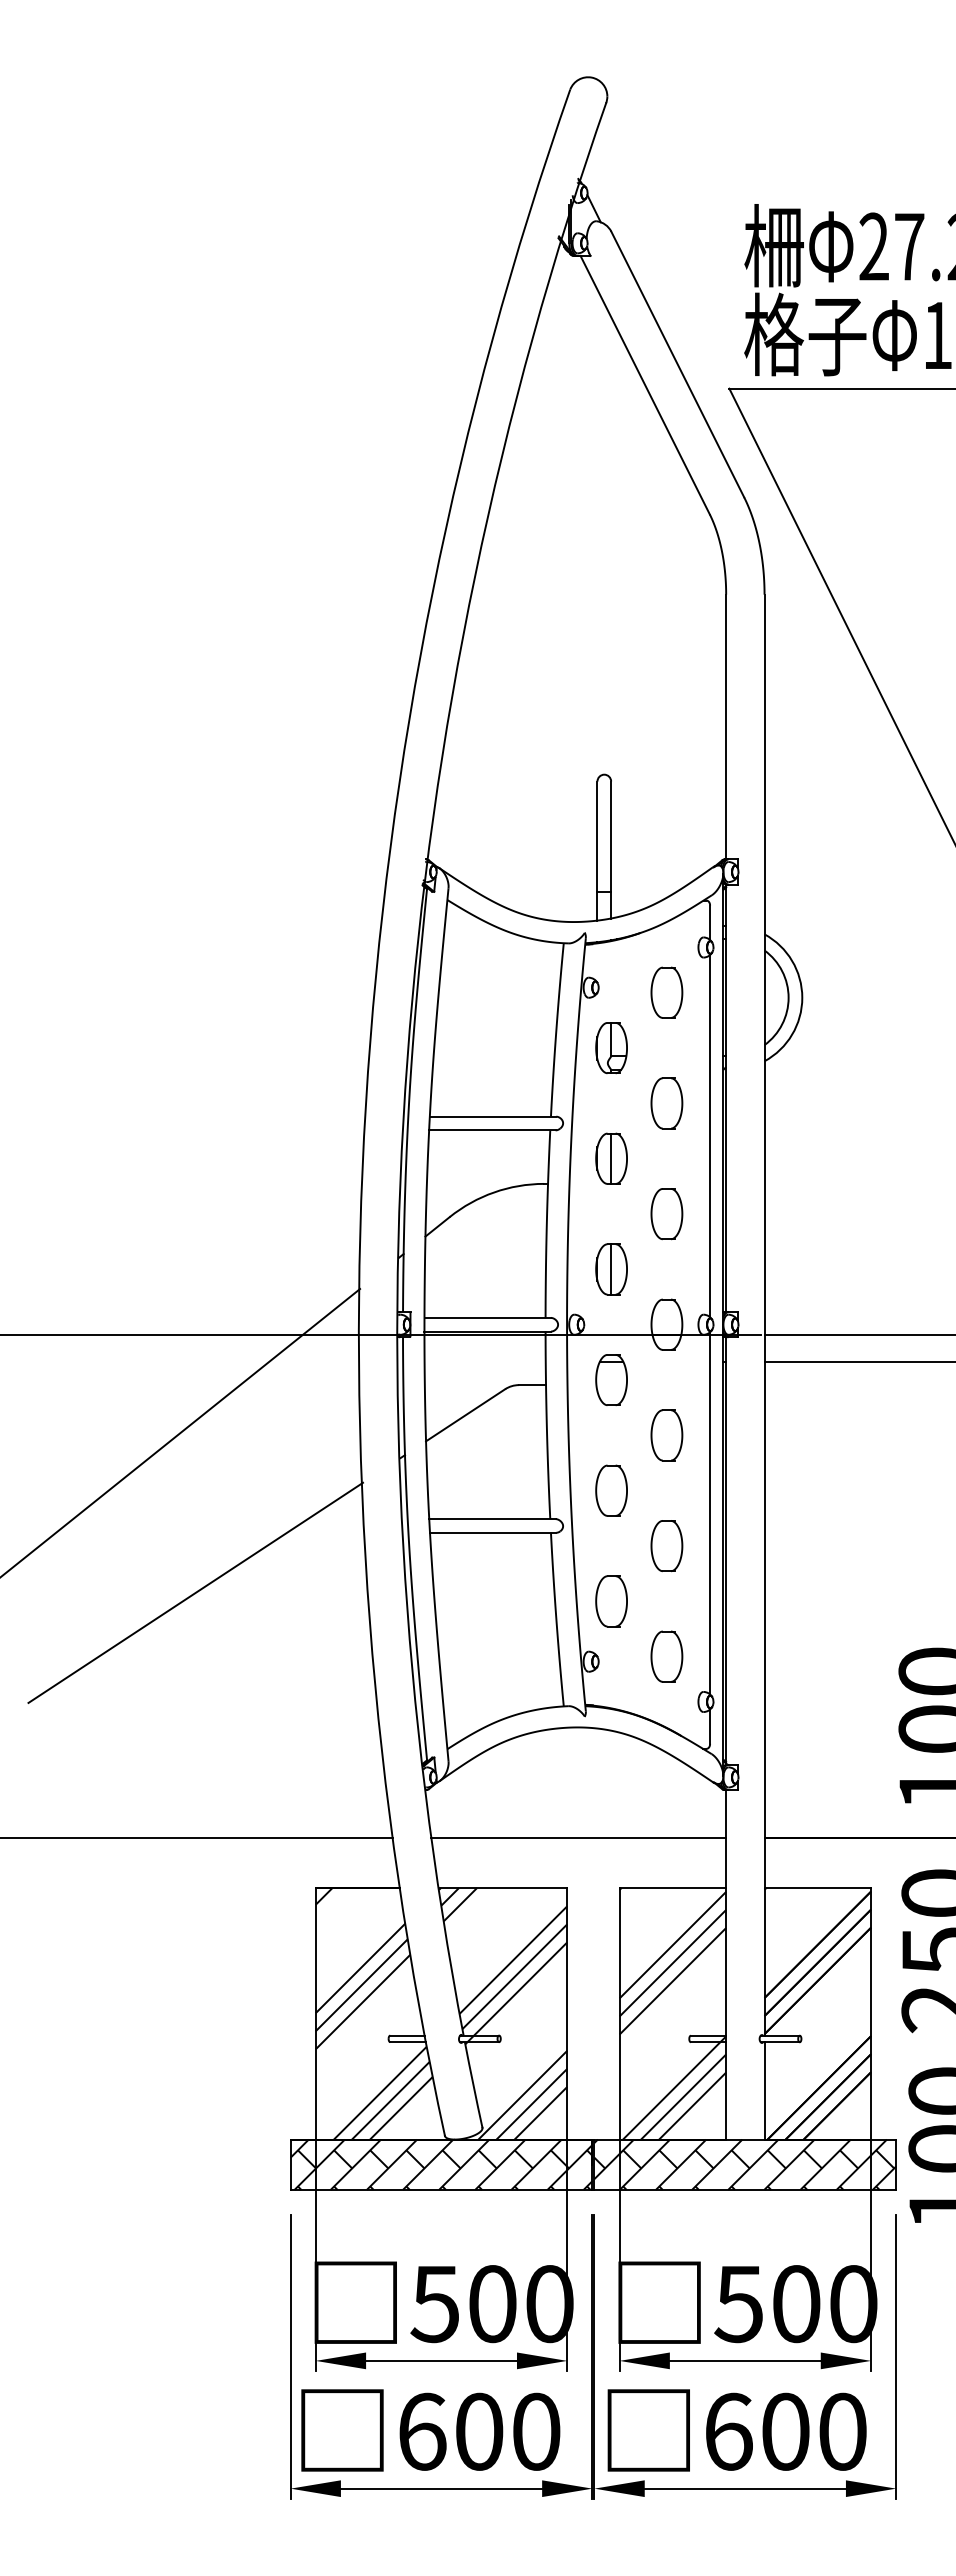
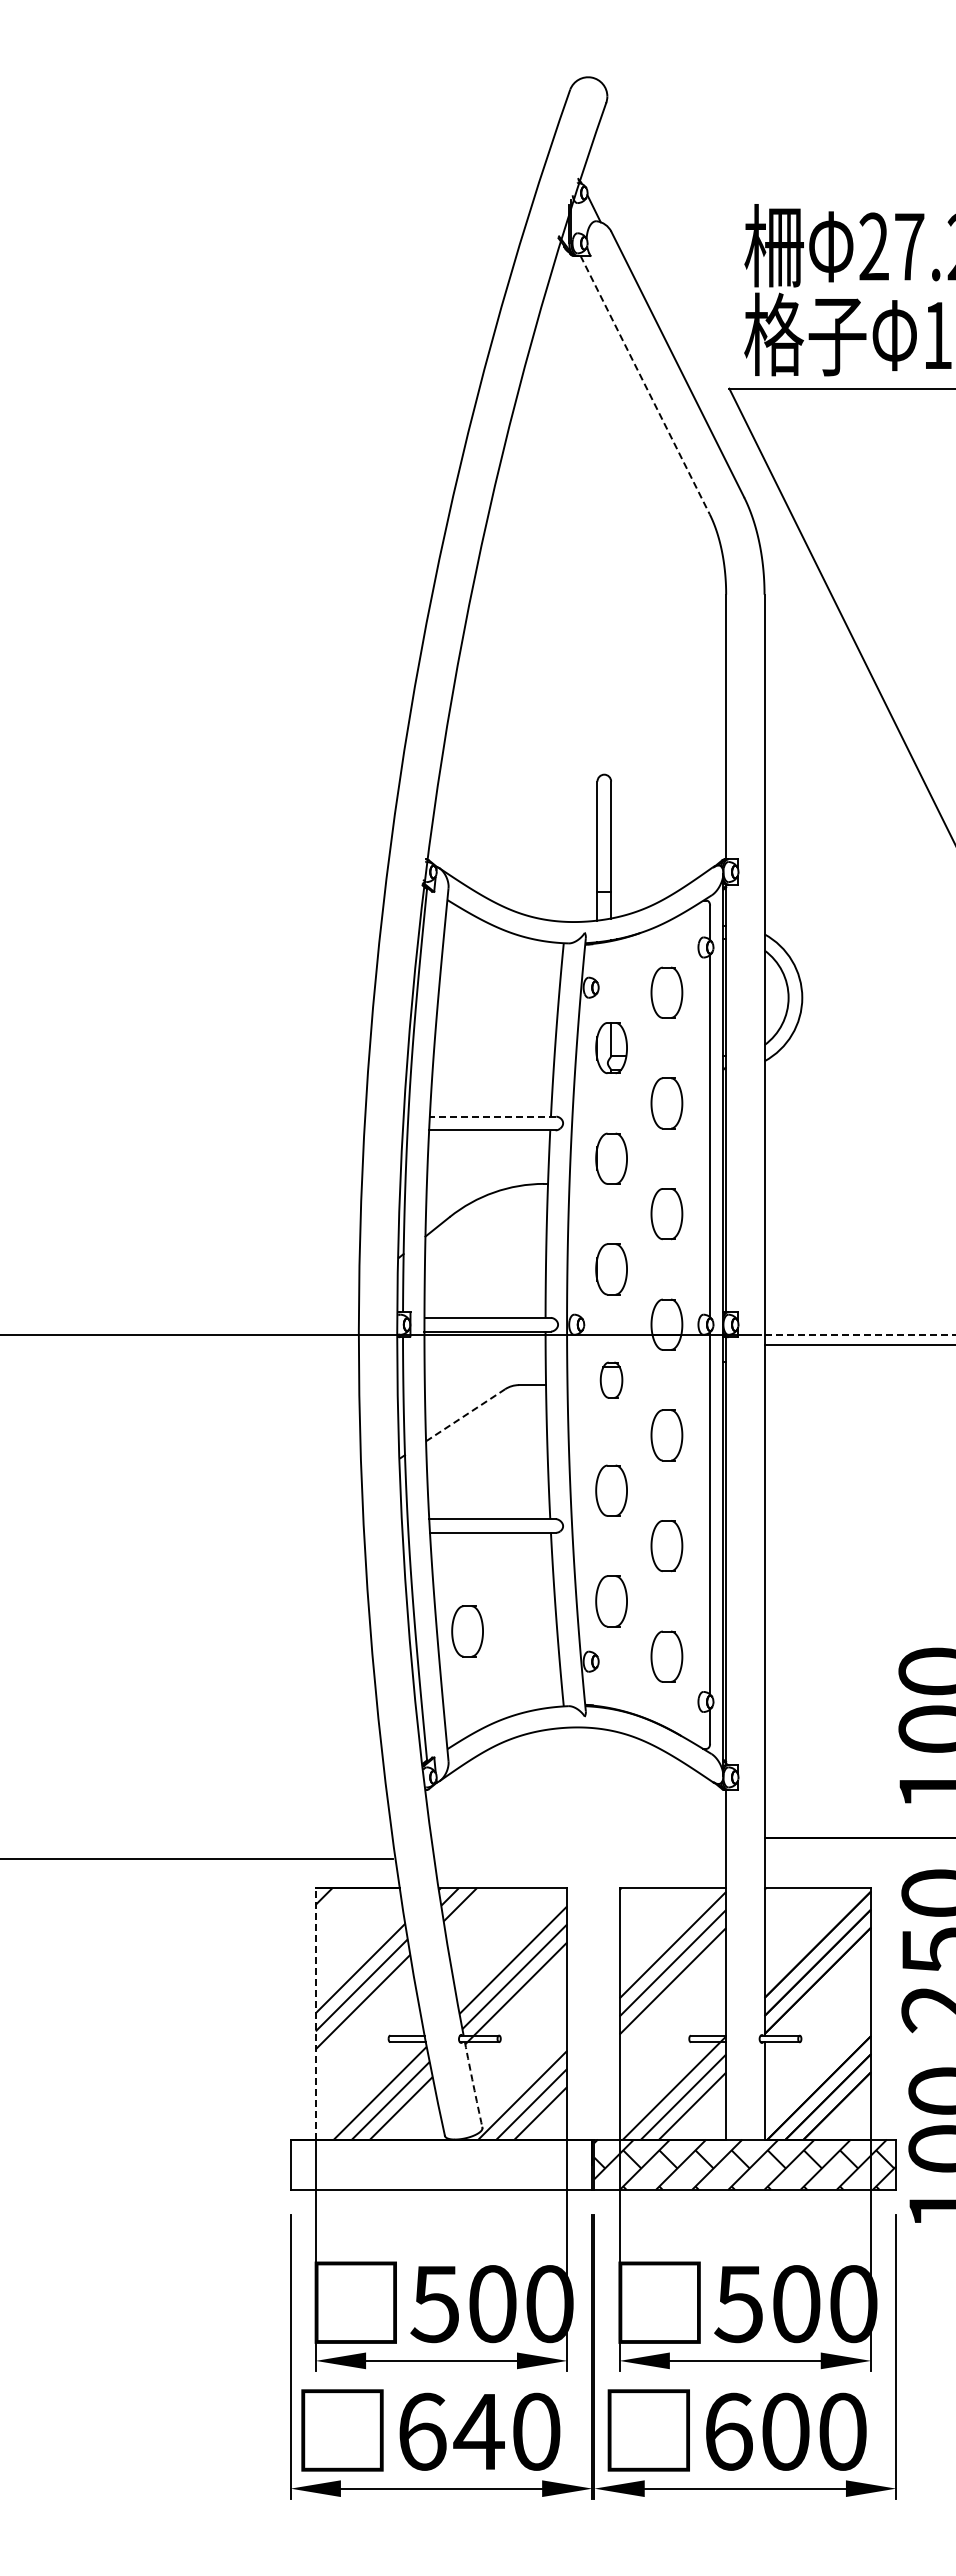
line: solid -> dashed (645, 385)
line: solid -> dashed (492, 1116)
line: present -> none (611, 1158)
line: present -> none (611, 1269)
line: solid -> dashed (860, 1334)
line position: (858, 1361) -> (858, 1344) (858, 1344)
part size: 33x53 px -> 25x38 px (611, 1379)
line: solid -> dashed (466, 1415)
line: present -> none (181, 1432)
line: present -> none (195, 1592)
part: none -> present (467, 1631)
line position: (197, 1837) -> (197, 1858) (197, 1858)
line: present -> none (578, 1837)
line: solid -> dashed (315, 2013)
arc: solid -> dashed (473, 2085)
hatch: present -> none (441, 2164)
text: 600 -> 640 (478, 2431)
